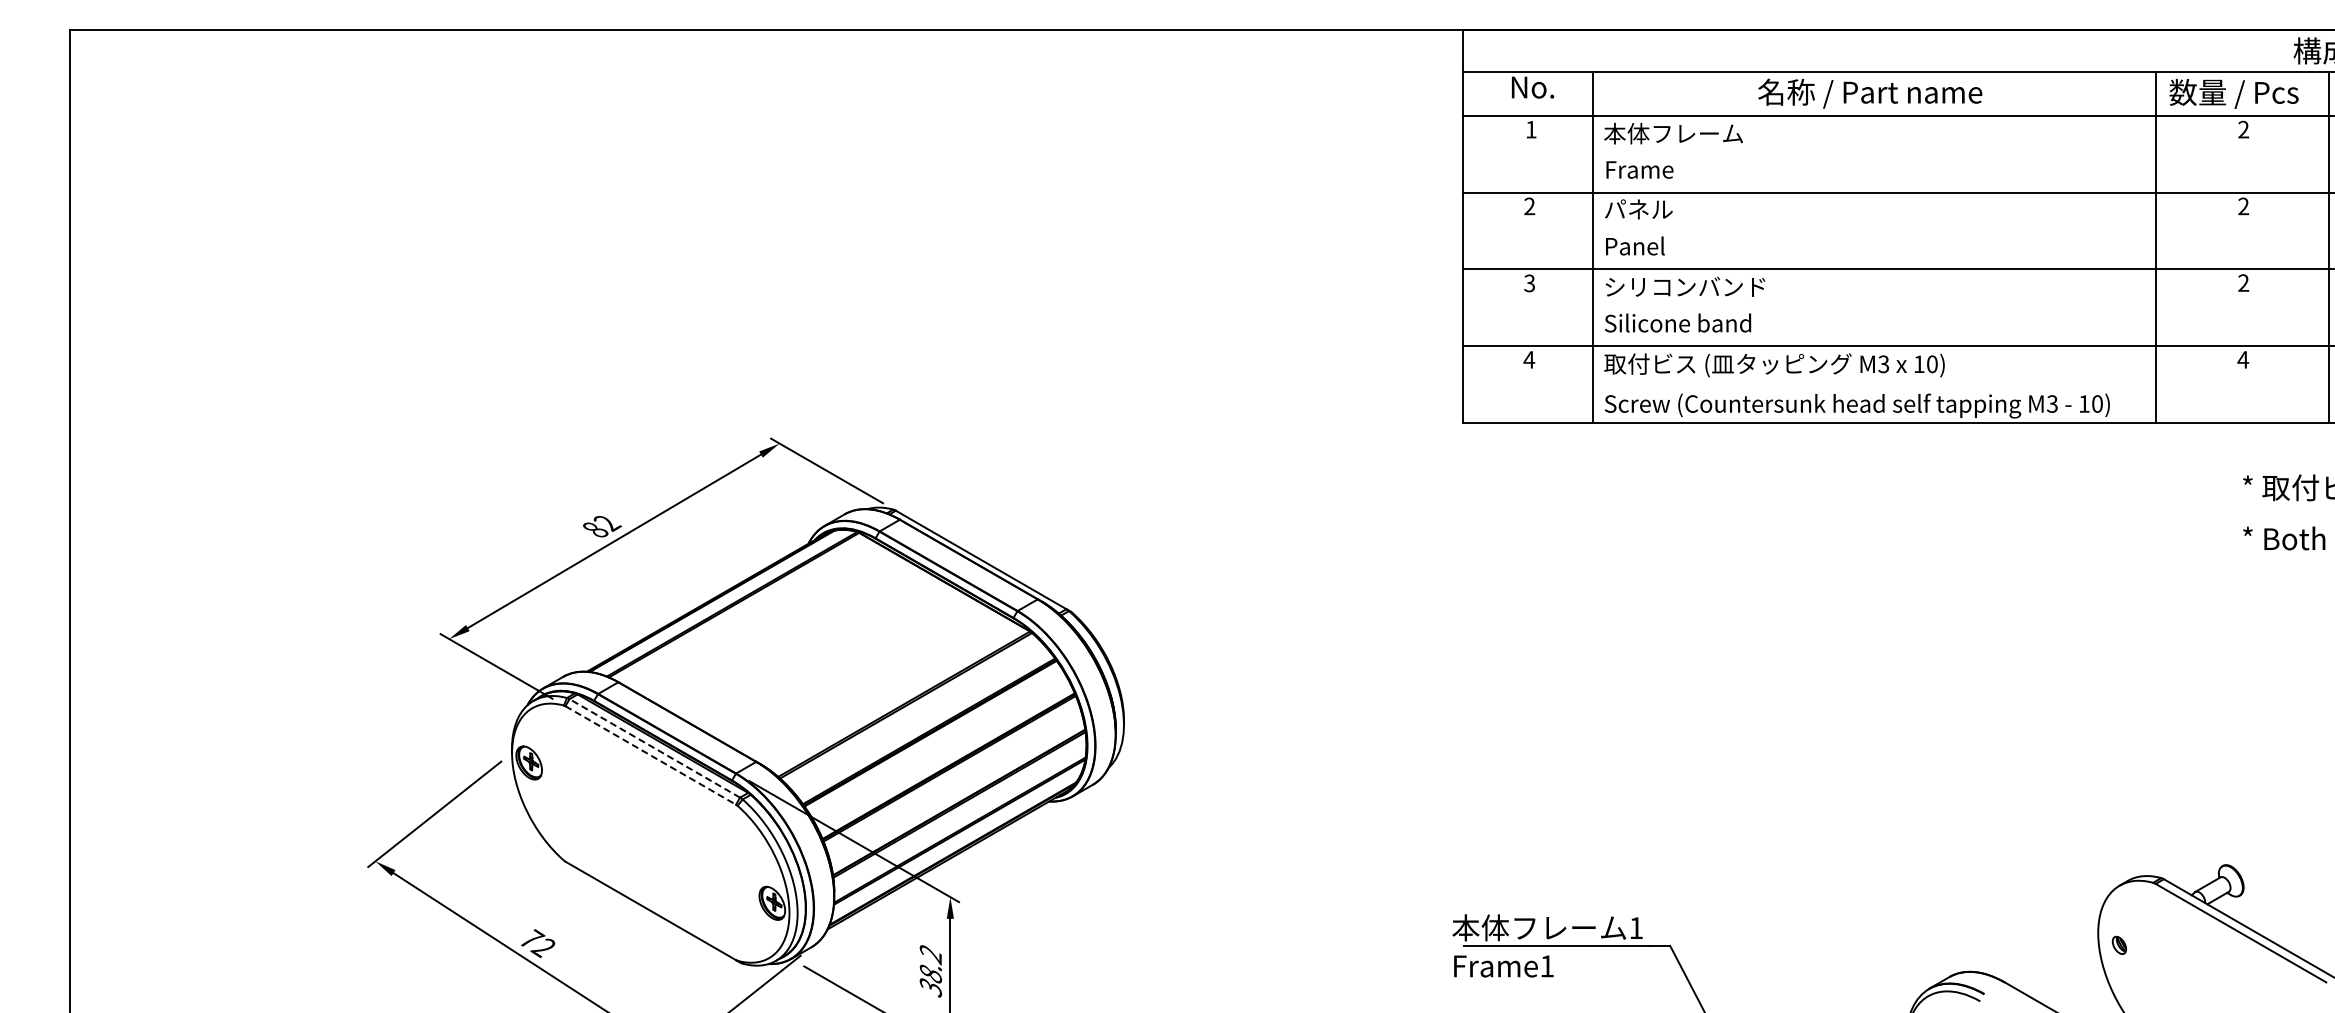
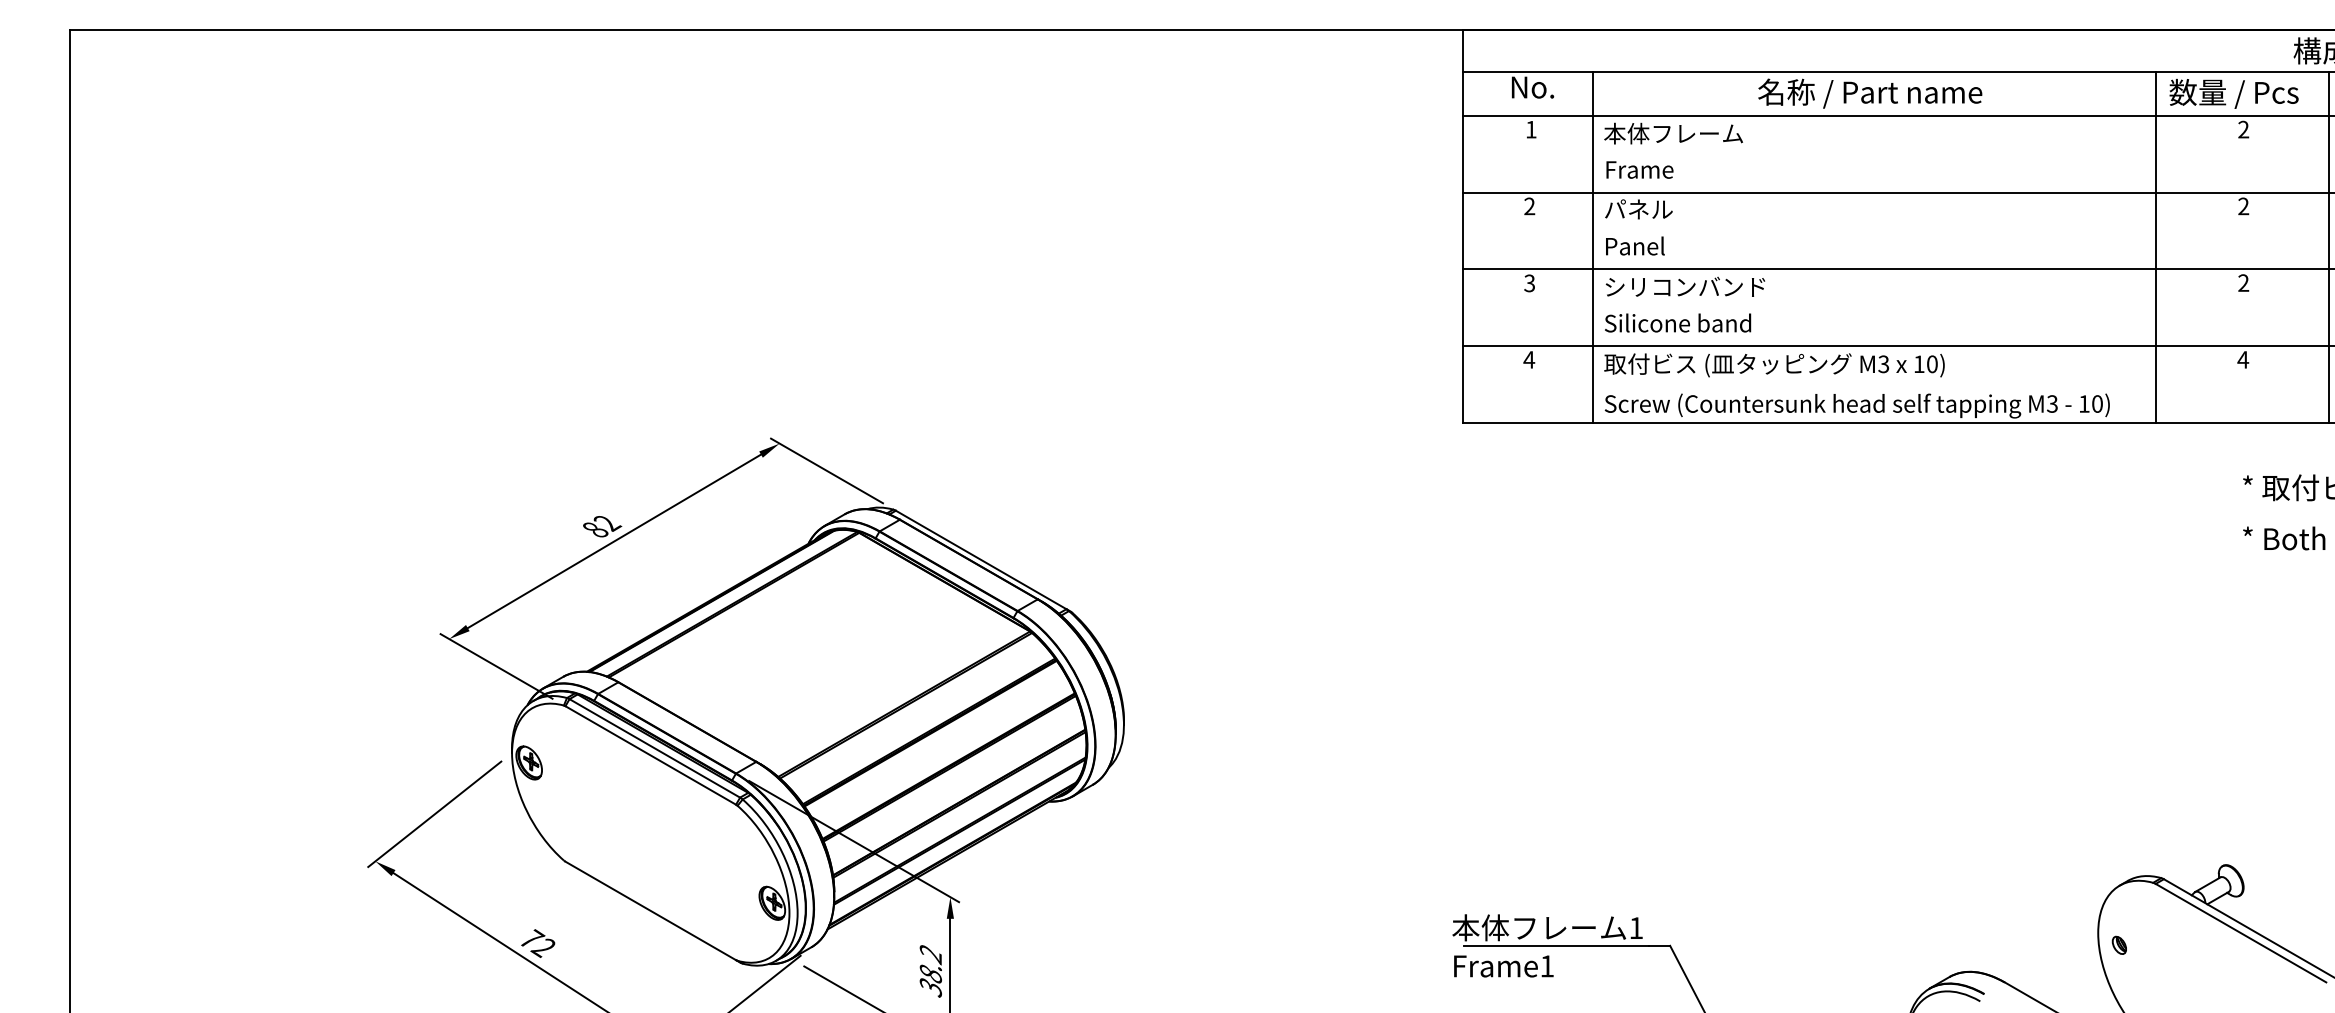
line: dashed -> solid (654, 748)
line: dashed -> solid (651, 755)
